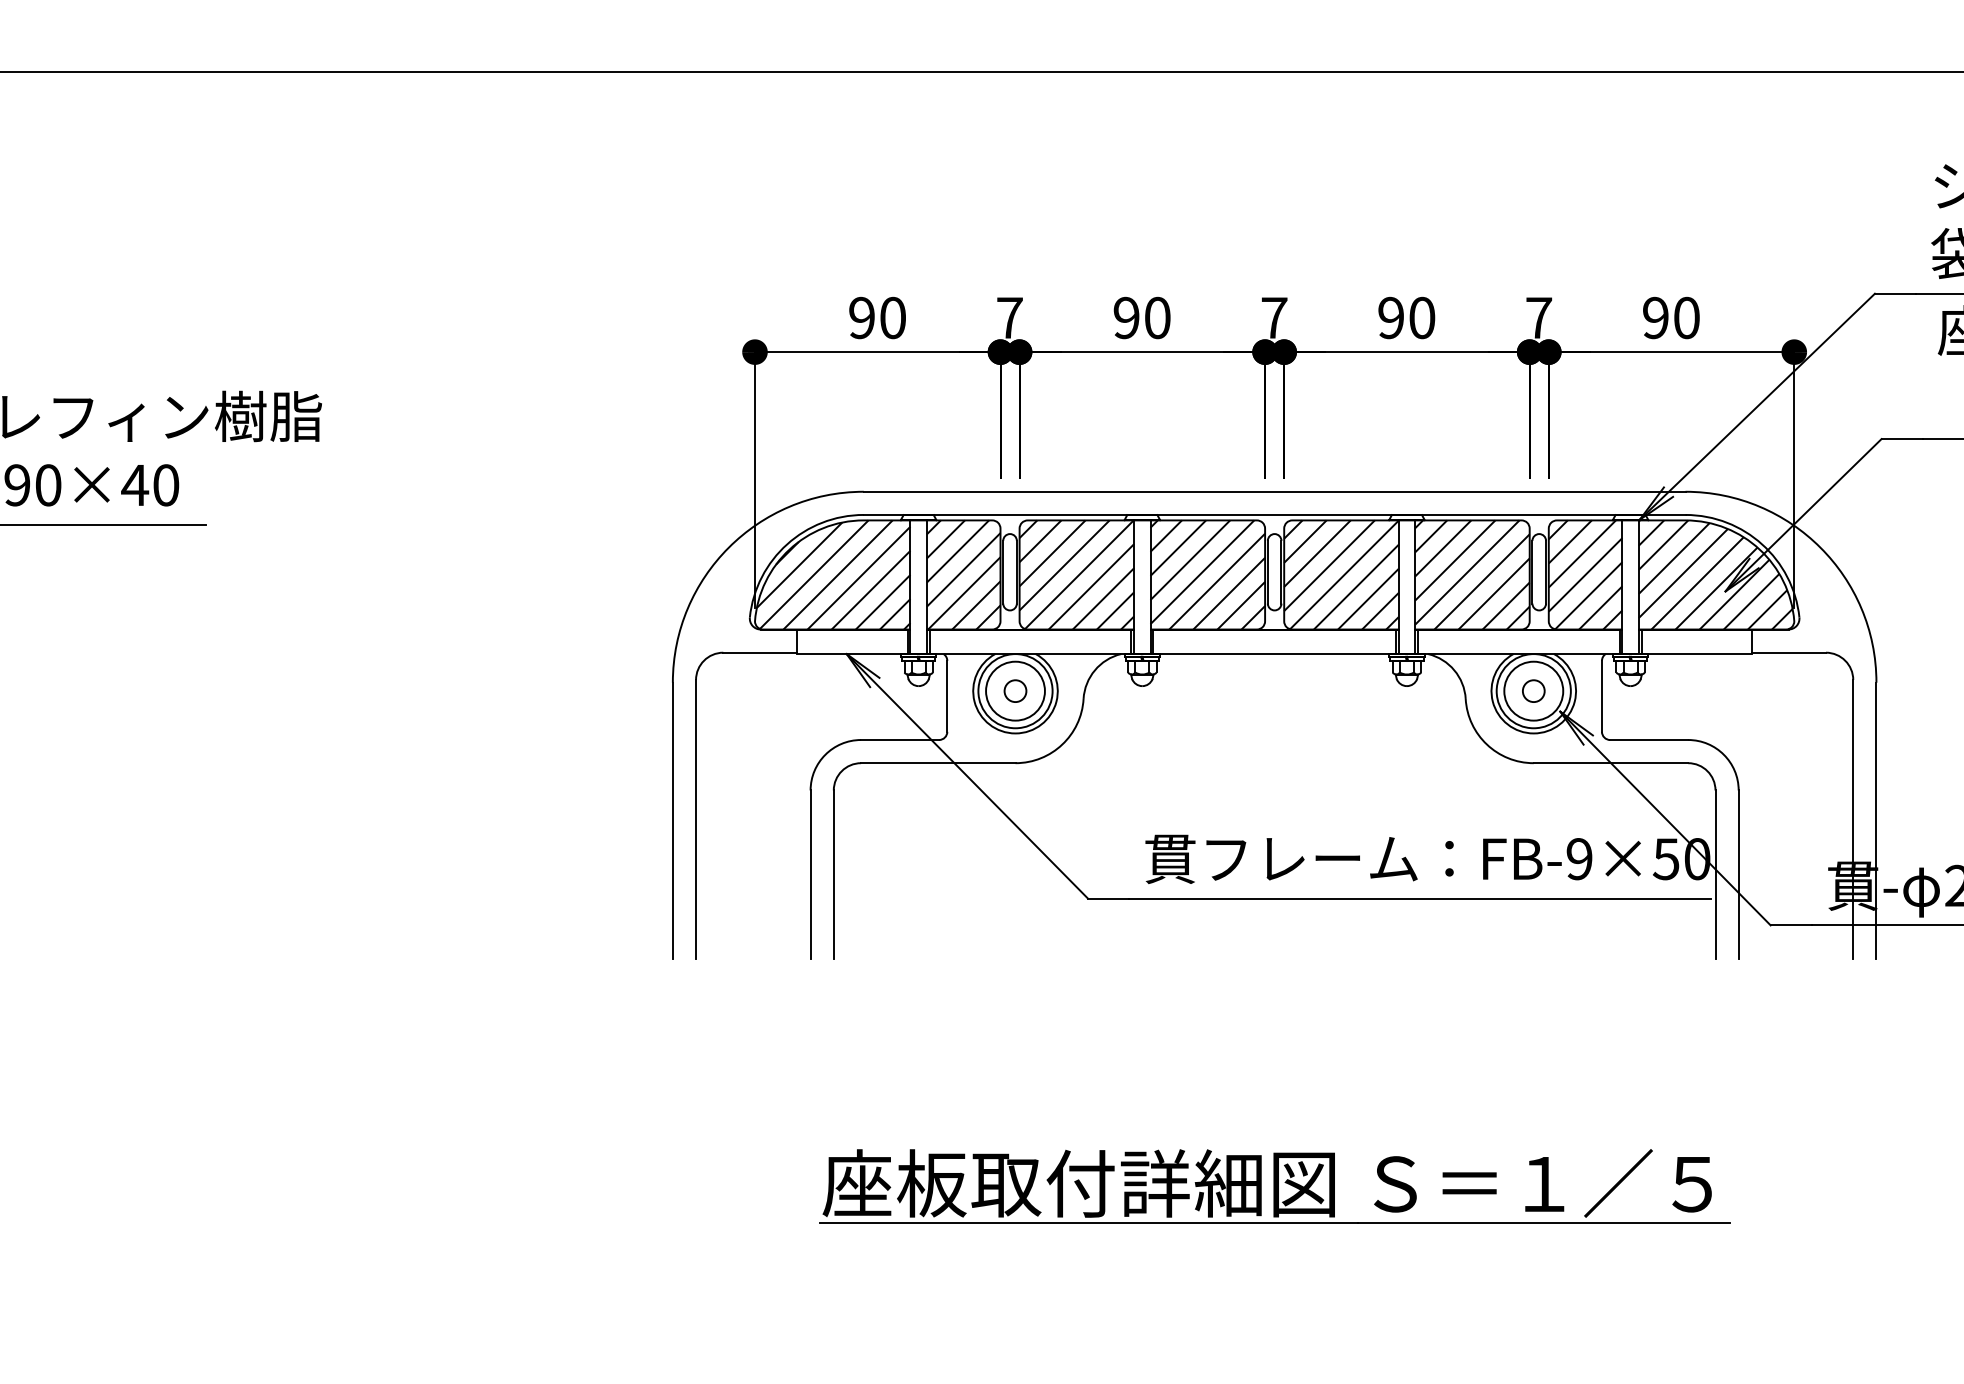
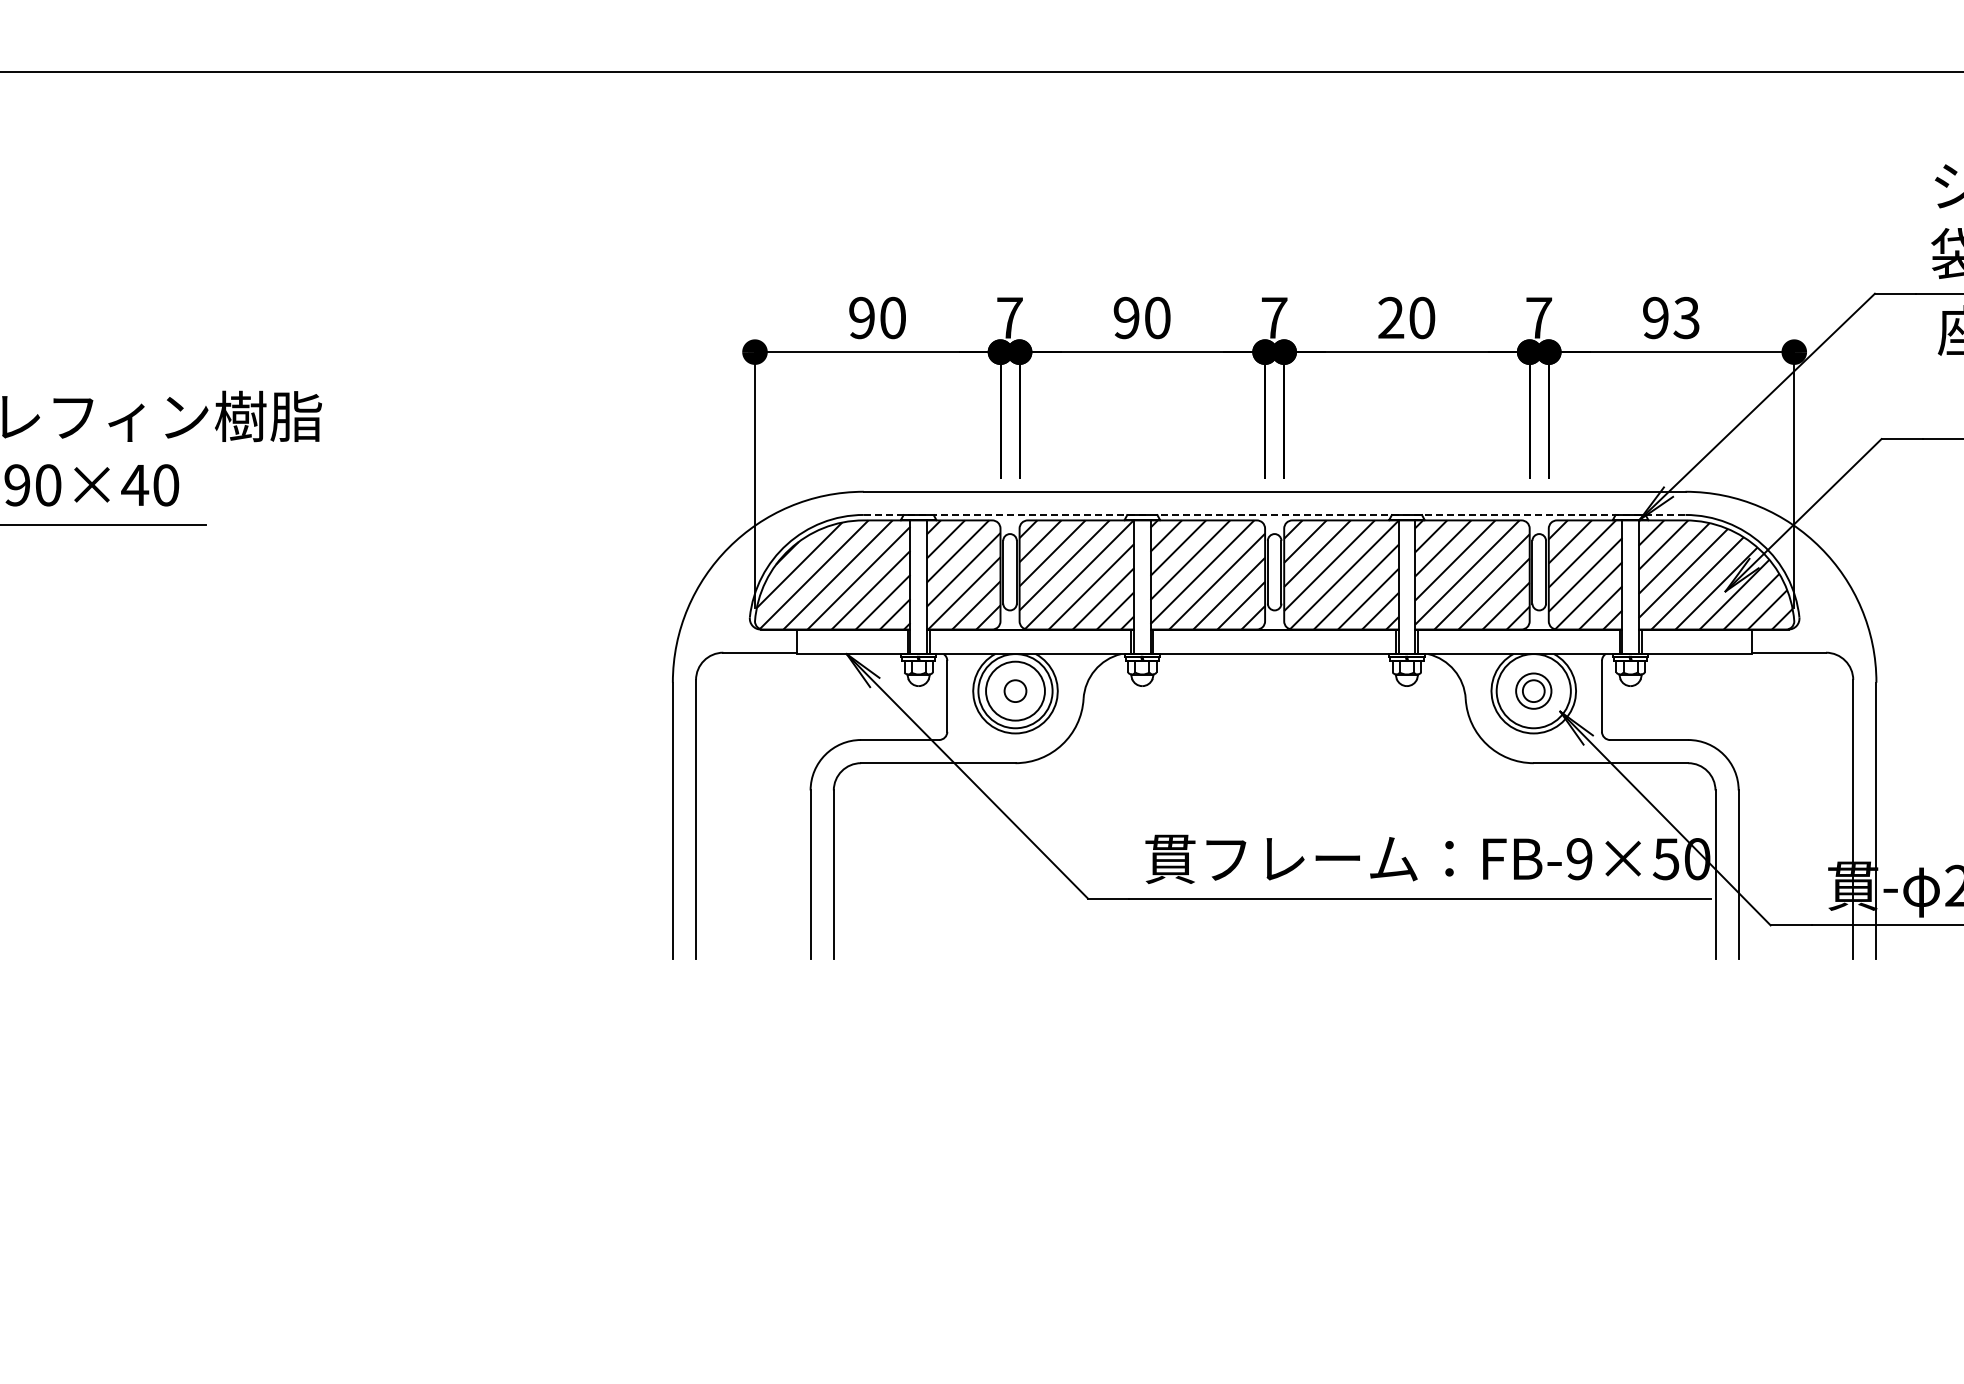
text: 90 -> 20 (1391, 318)
text: 90 -> 93 (1686, 318)
line: solid -> dashed (1274, 514)
circle diameter: 59 px -> 35 px (1533, 690)
part: present -> none (1274, 1186)
